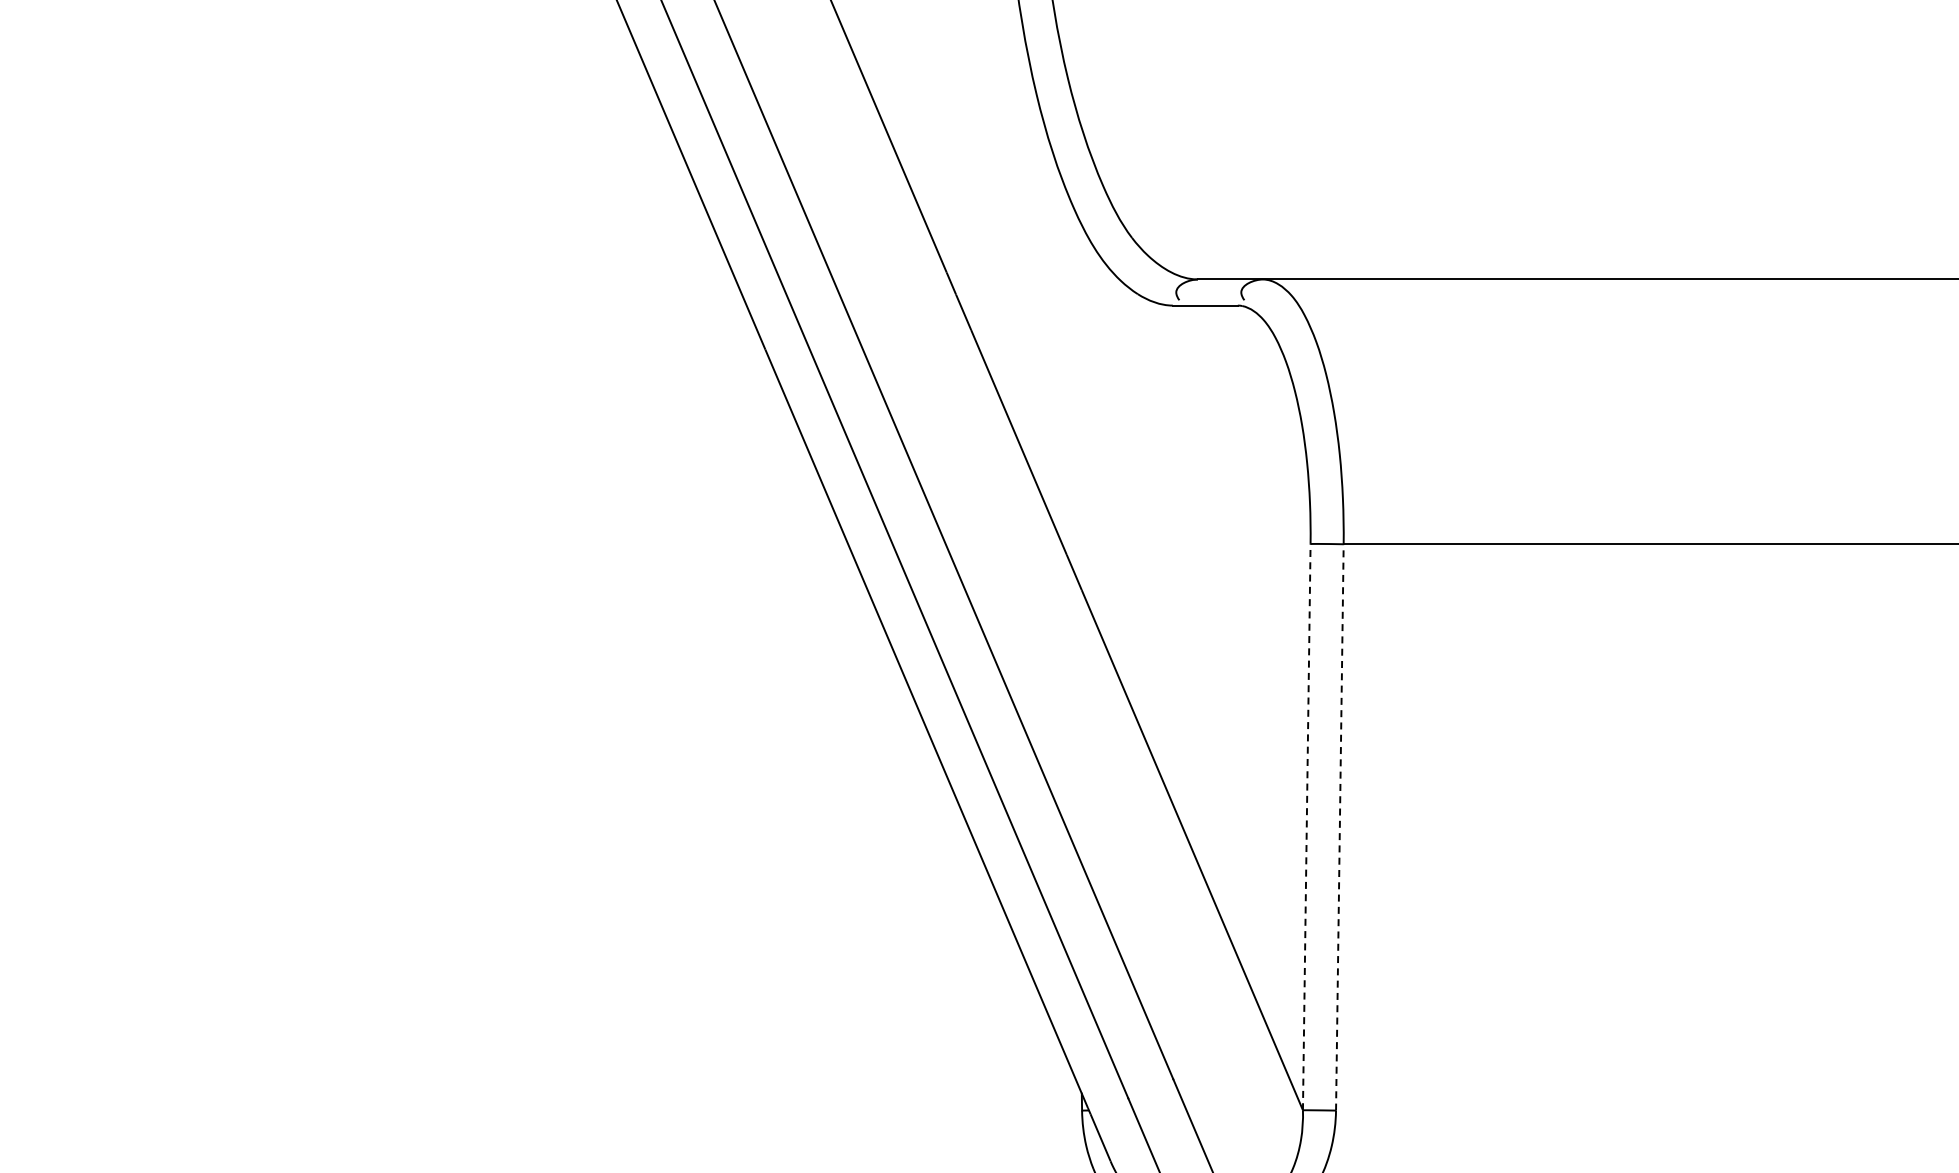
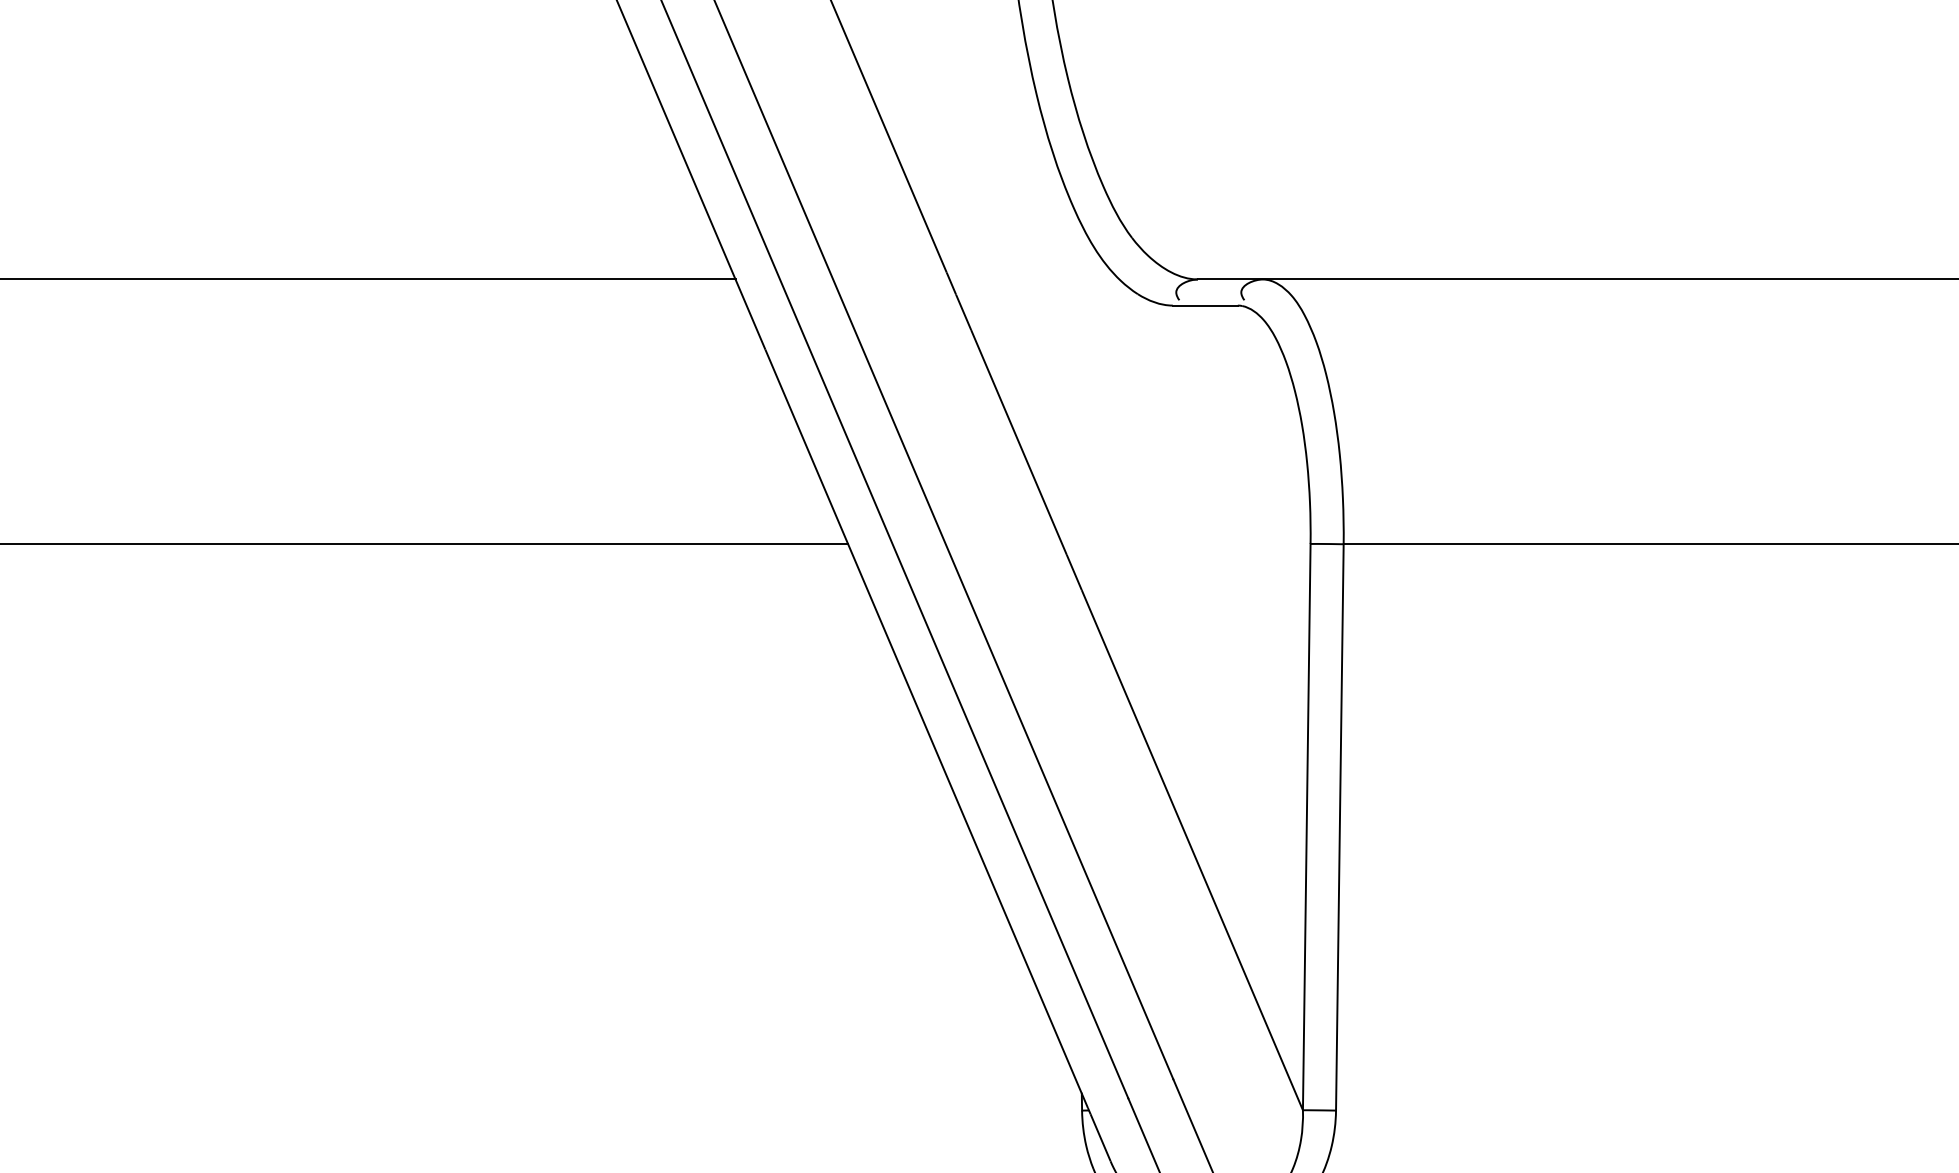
line: none -> present (368, 279)
line: none -> present (425, 544)
line: dashed -> solid (1306, 826)
line: dashed -> solid (1339, 826)
